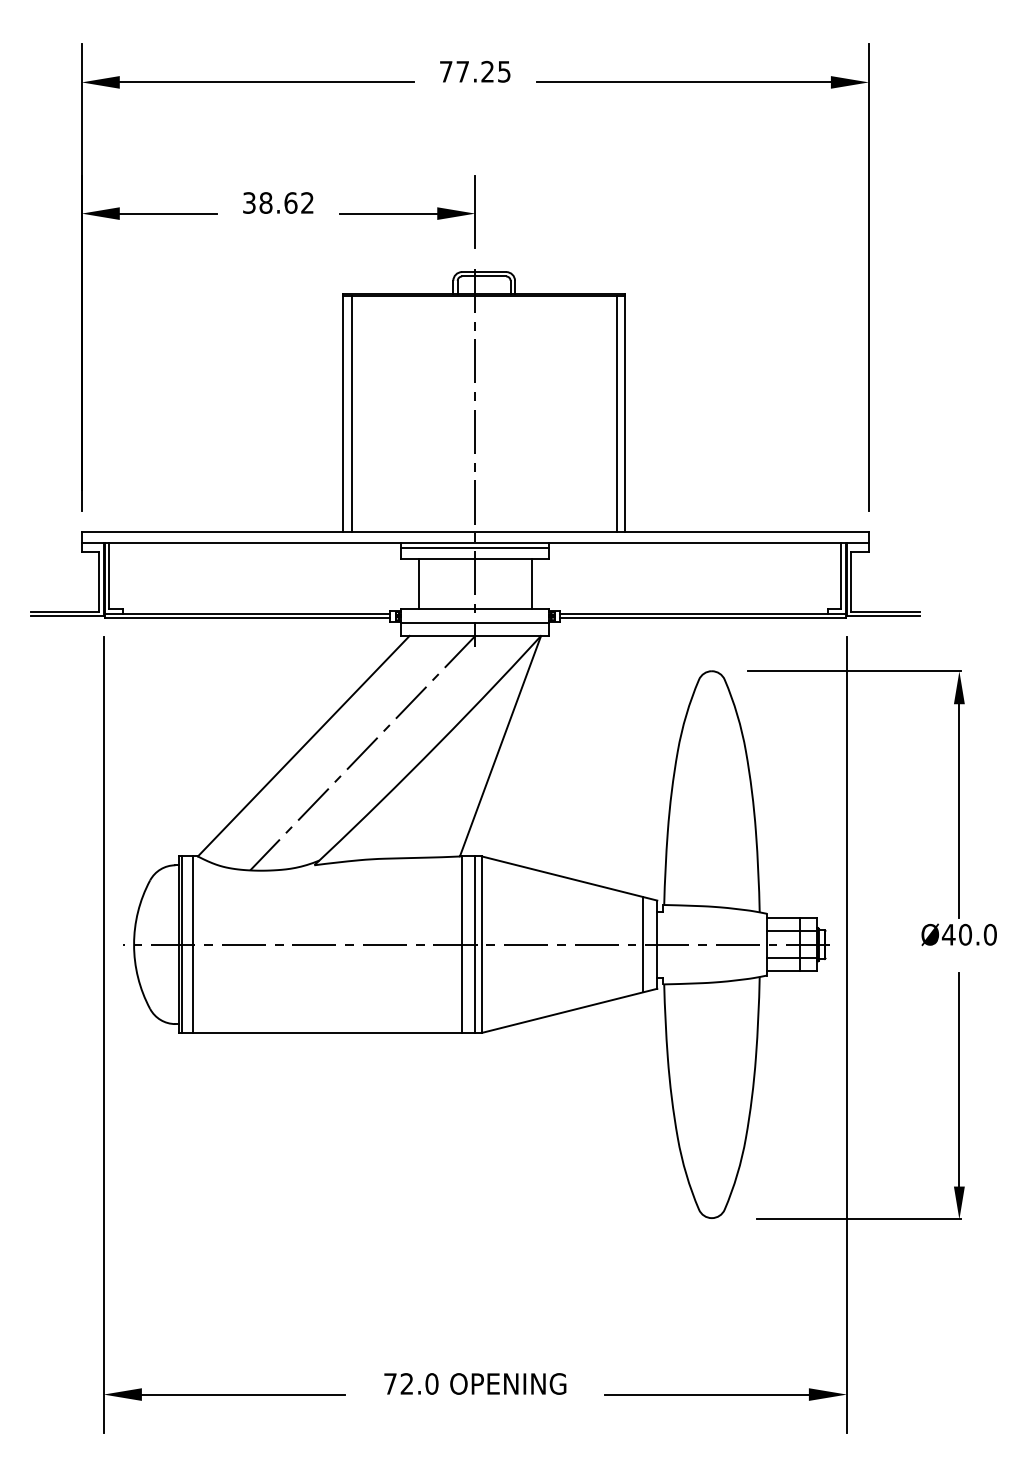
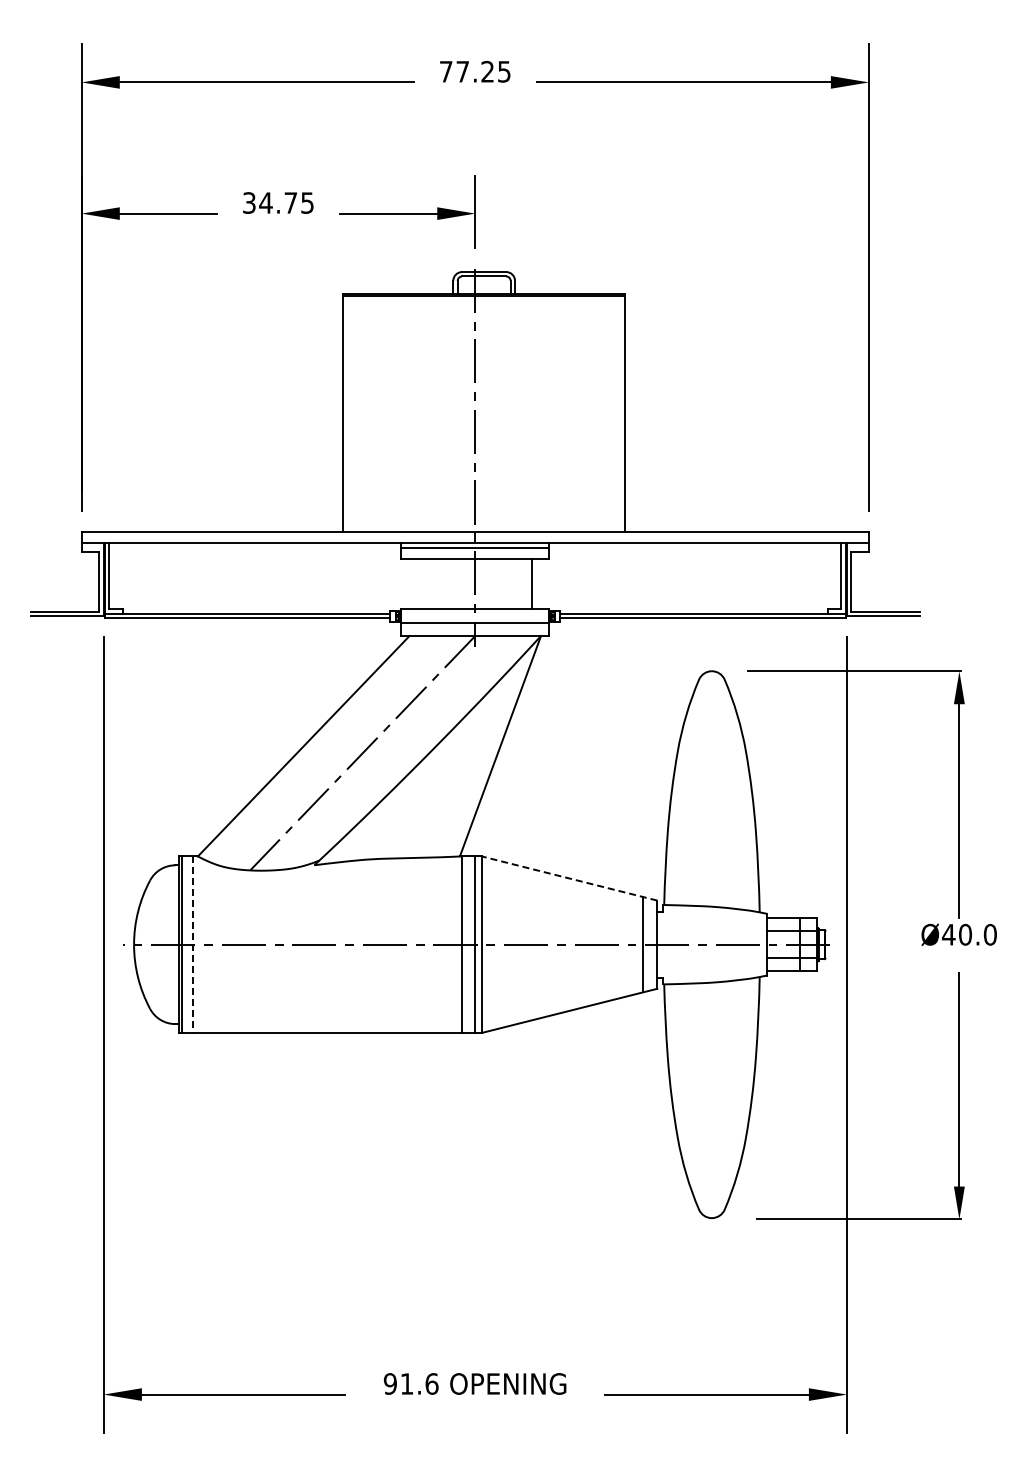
text: 38.62 -> 34.75 (286, 202)
line: present -> none (351, 414)
line: present -> none (616, 414)
line: present -> none (419, 583)
line: solid -> dashed (569, 878)
line: solid -> dashed (193, 945)
text: 72.0 -> 91.6 (410, 1383)
